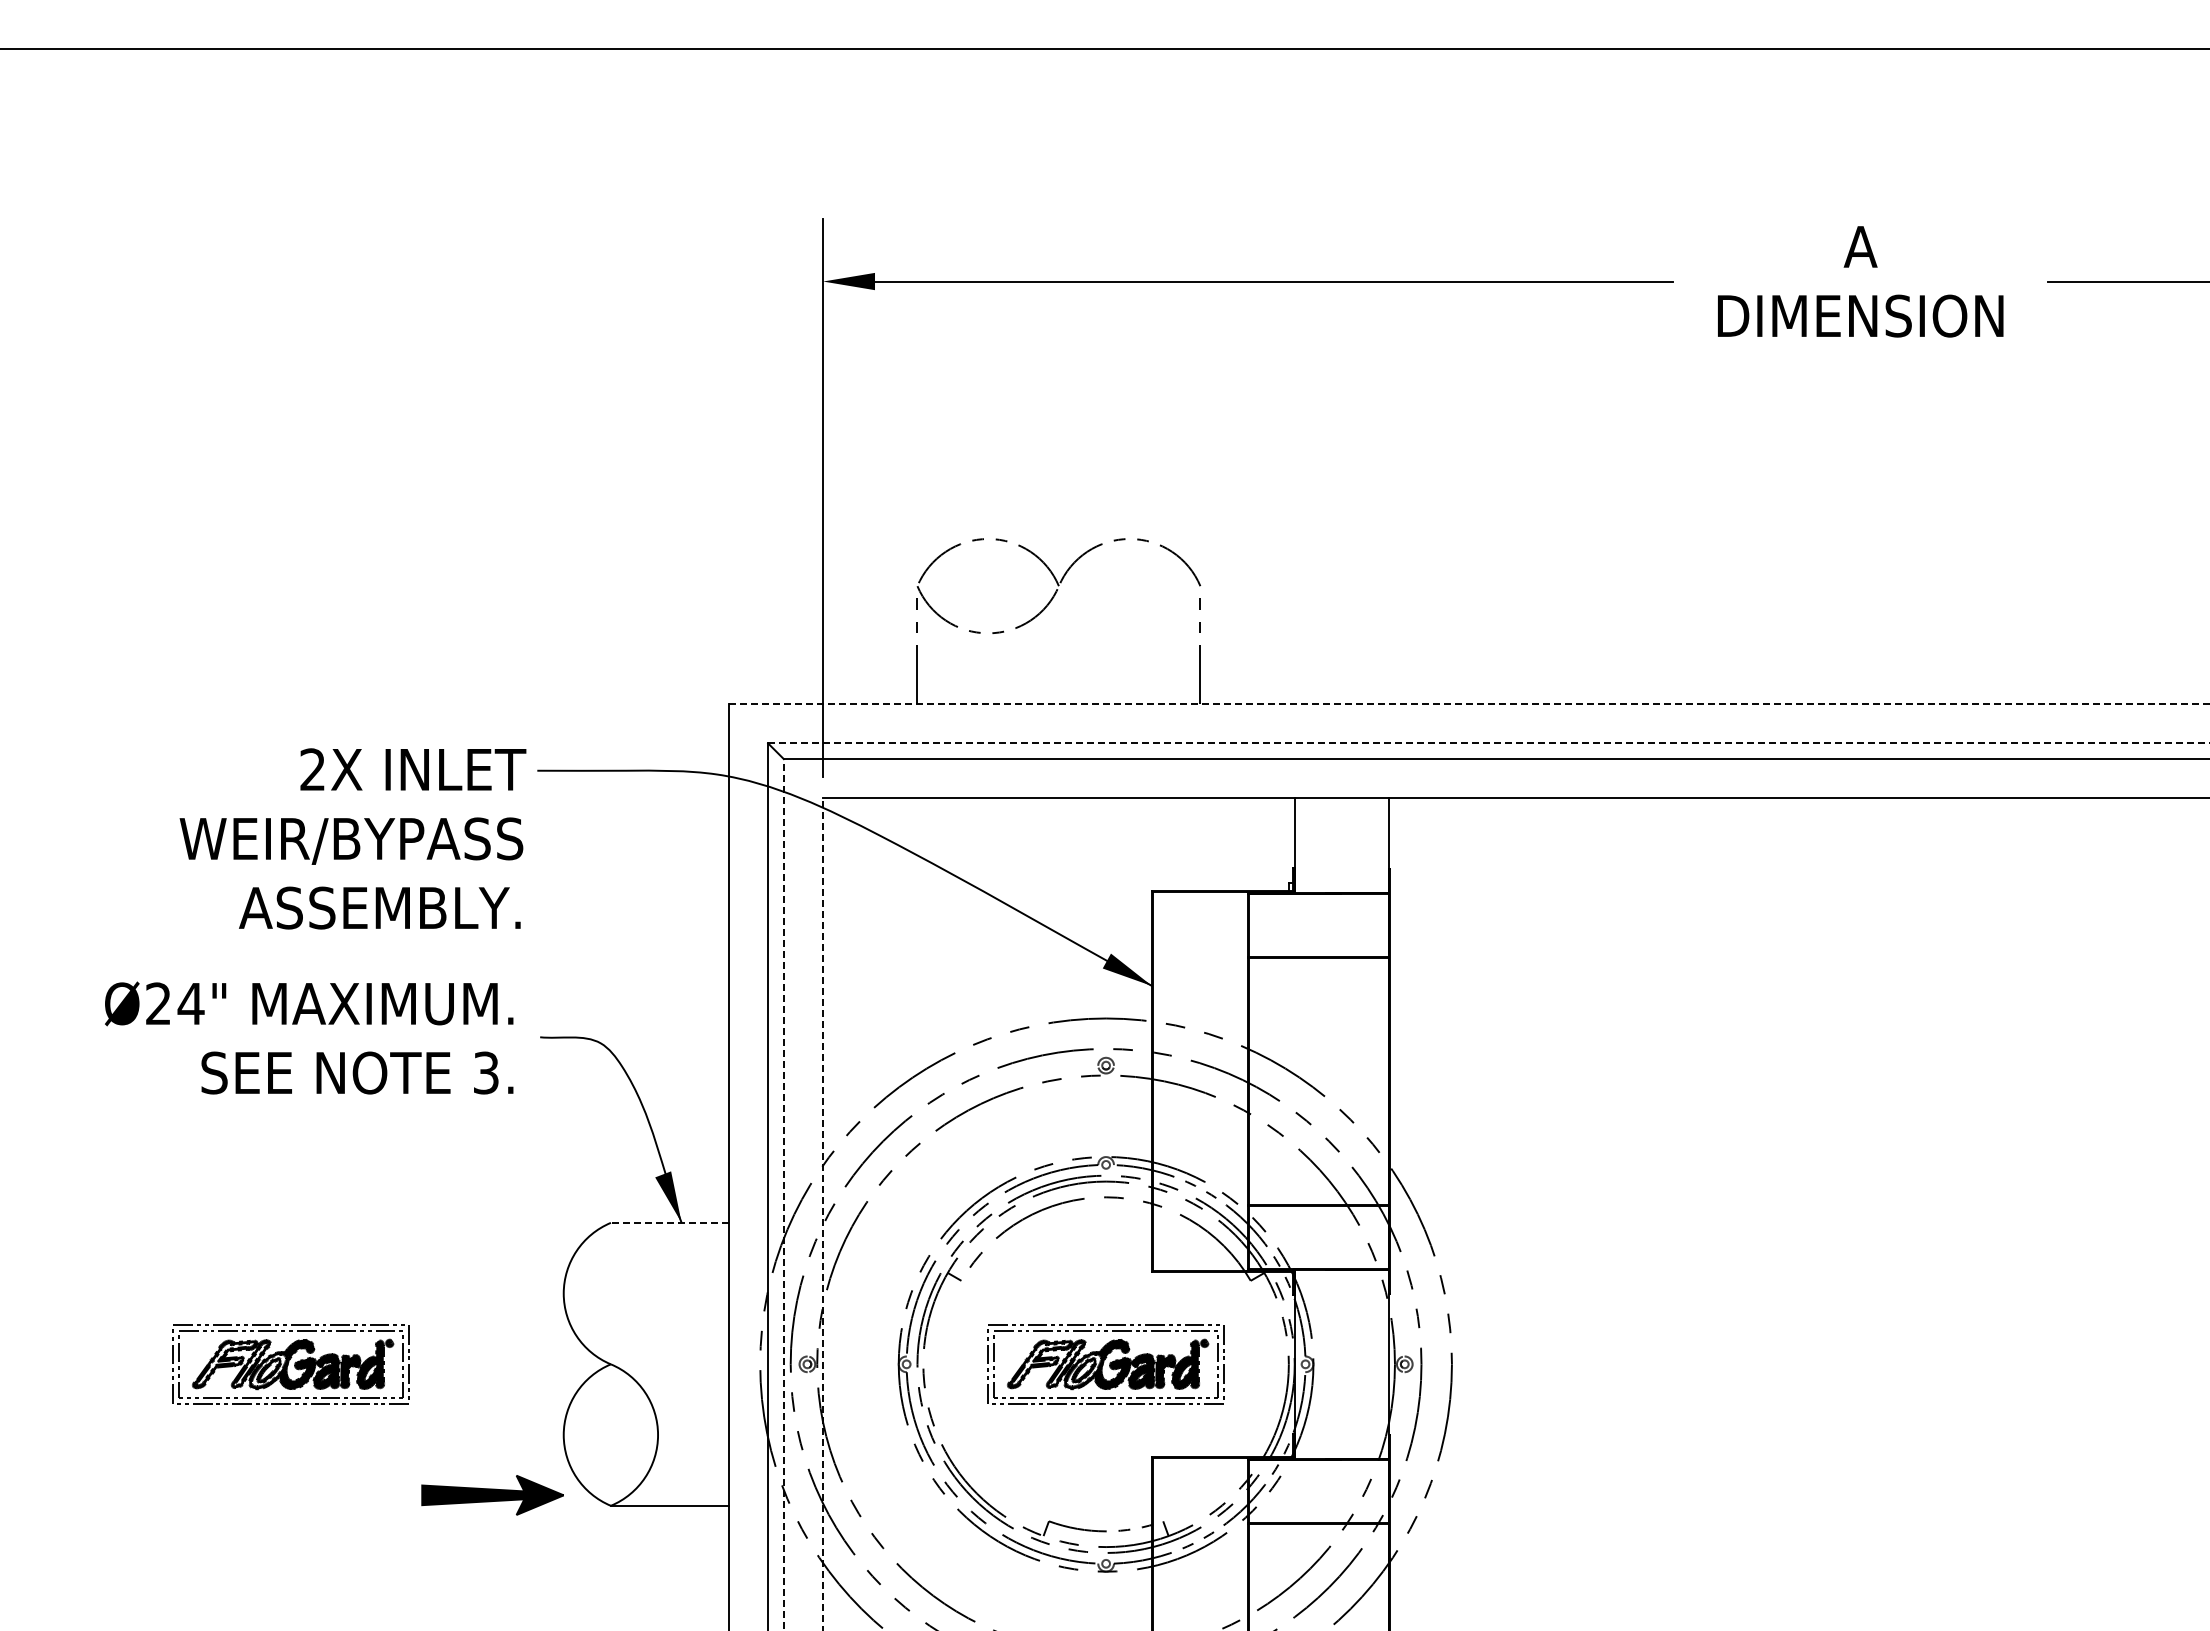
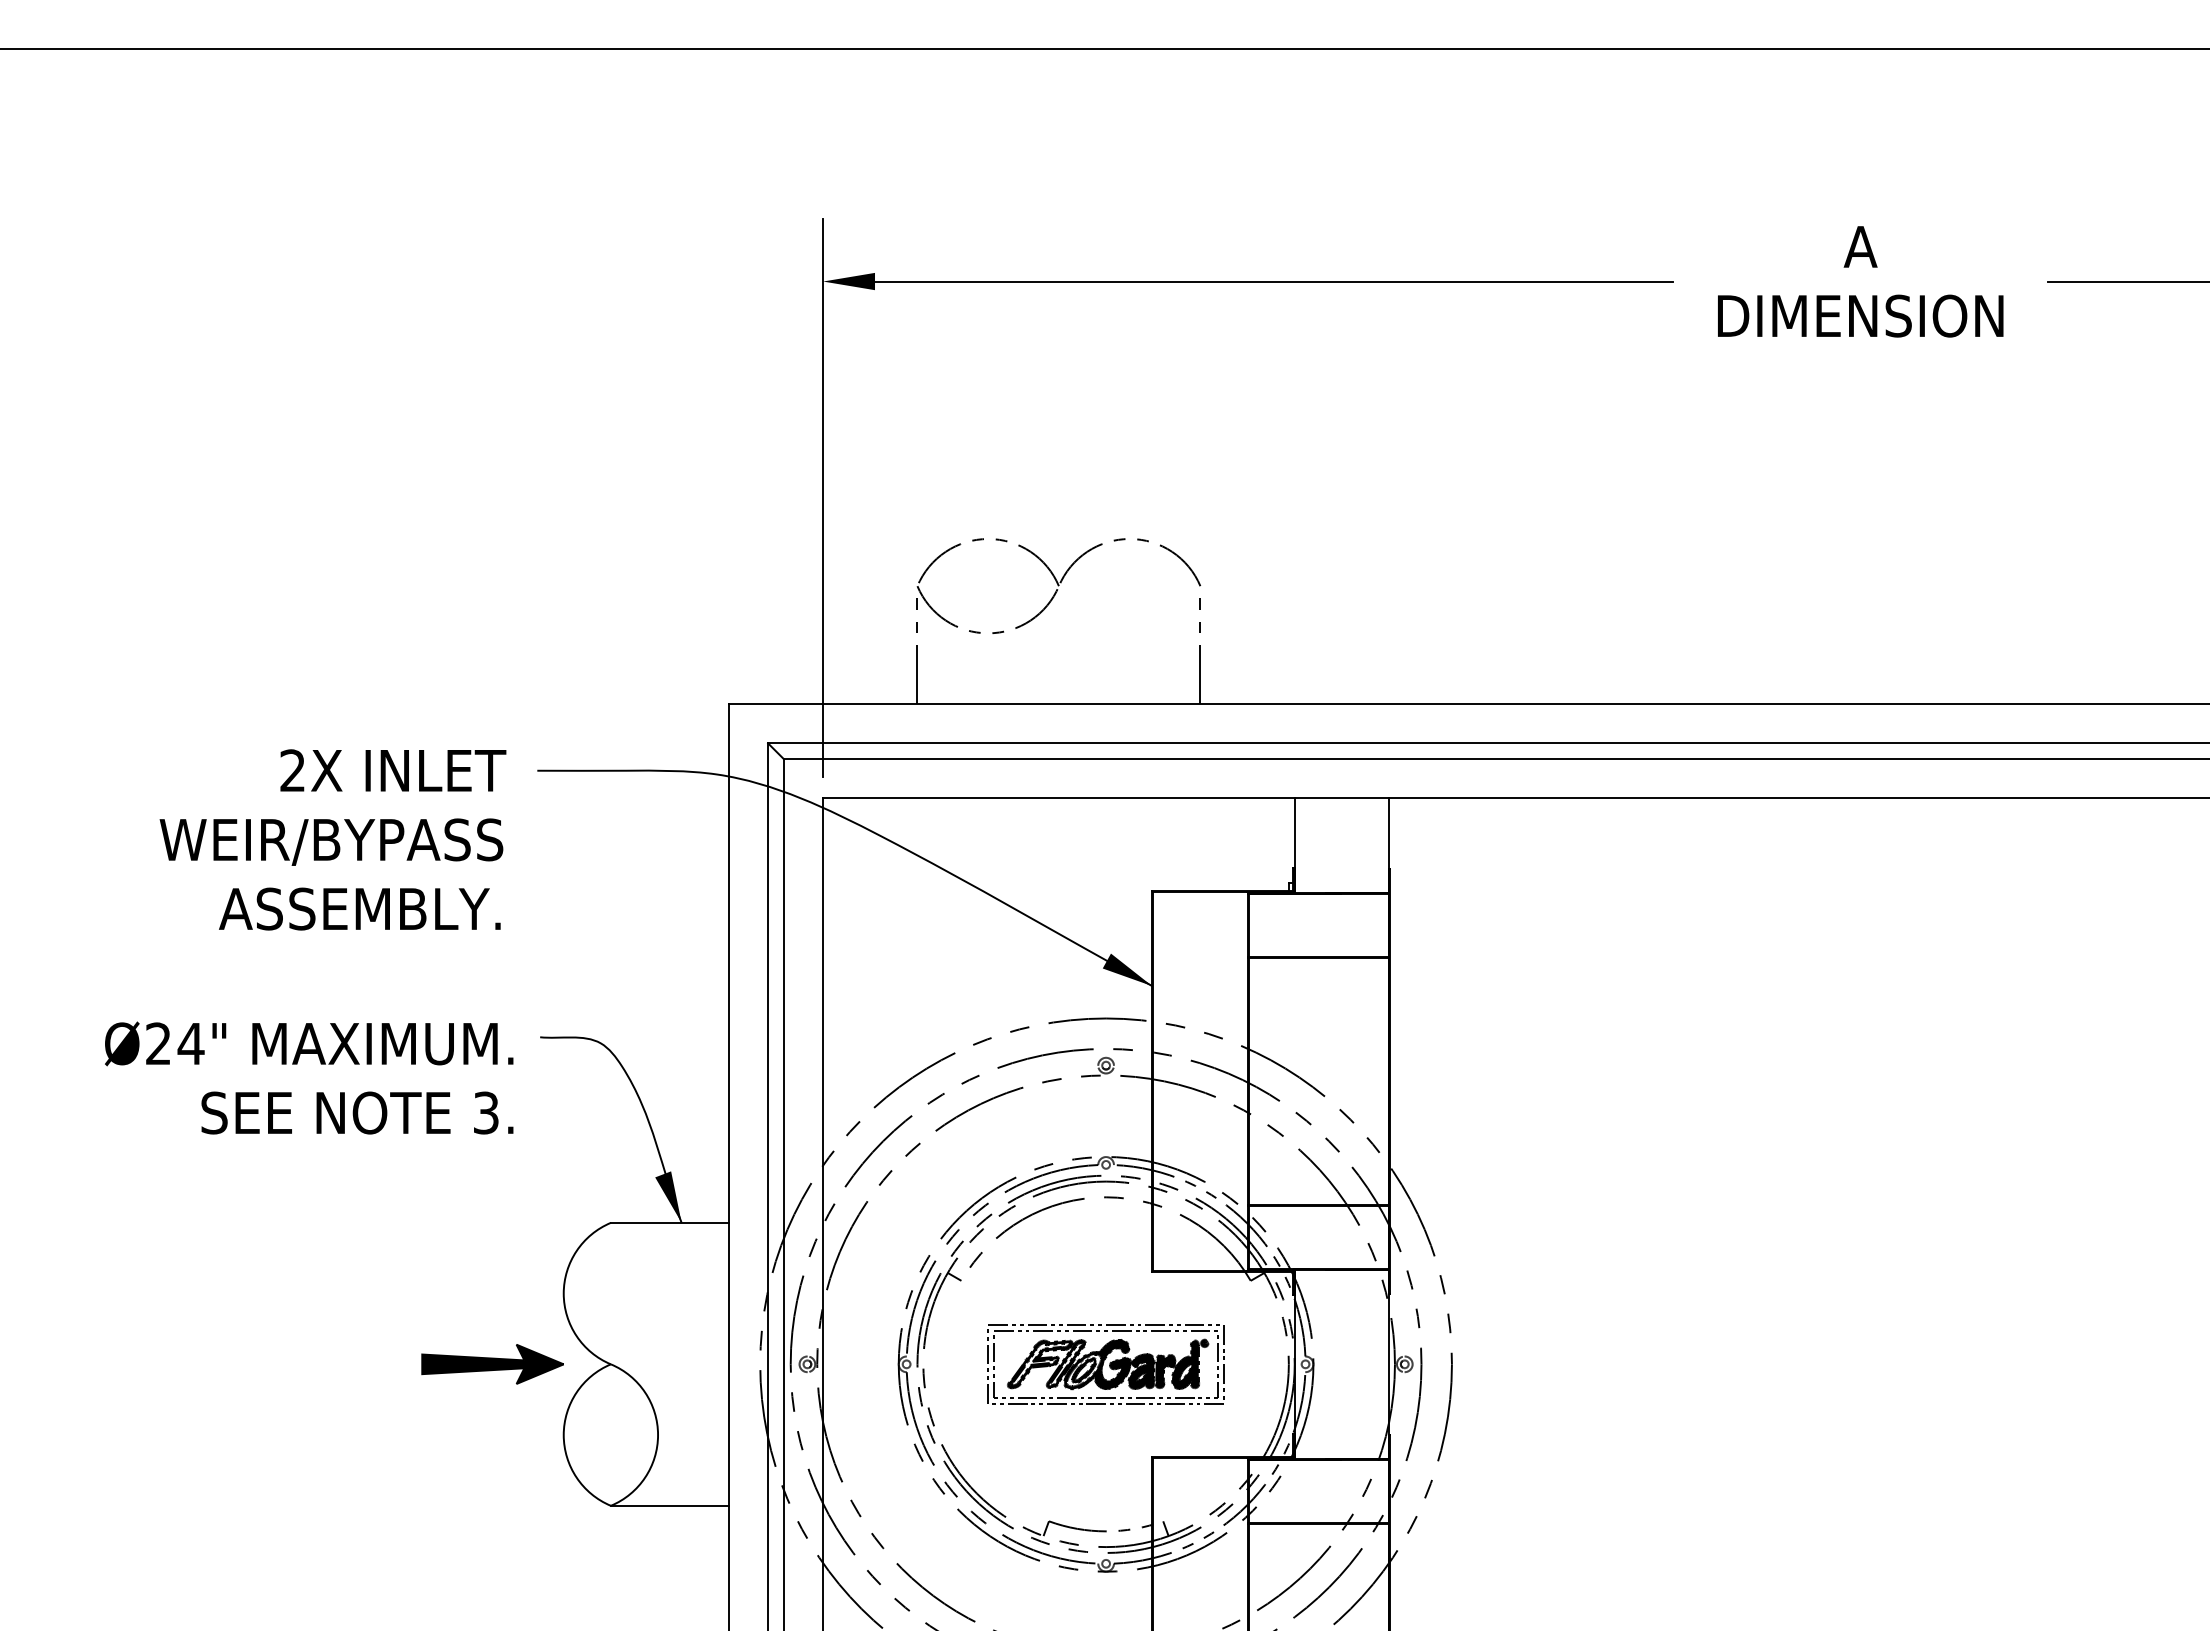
line: dashed -> solid (1469, 704)
line: dashed -> solid (1488, 743)
text position: (352, 838) -> (332, 839) (332, 839)
text position: (309, 1037) -> (309, 1077) (309, 1077)
line: dashed -> solid (783, 1194)
line: dashed -> solid (823, 1214)
line: dashed -> solid (669, 1222)
part: present -> none (290, 1364)
part position: (492, 1495) -> (492, 1364) (492, 1364)
